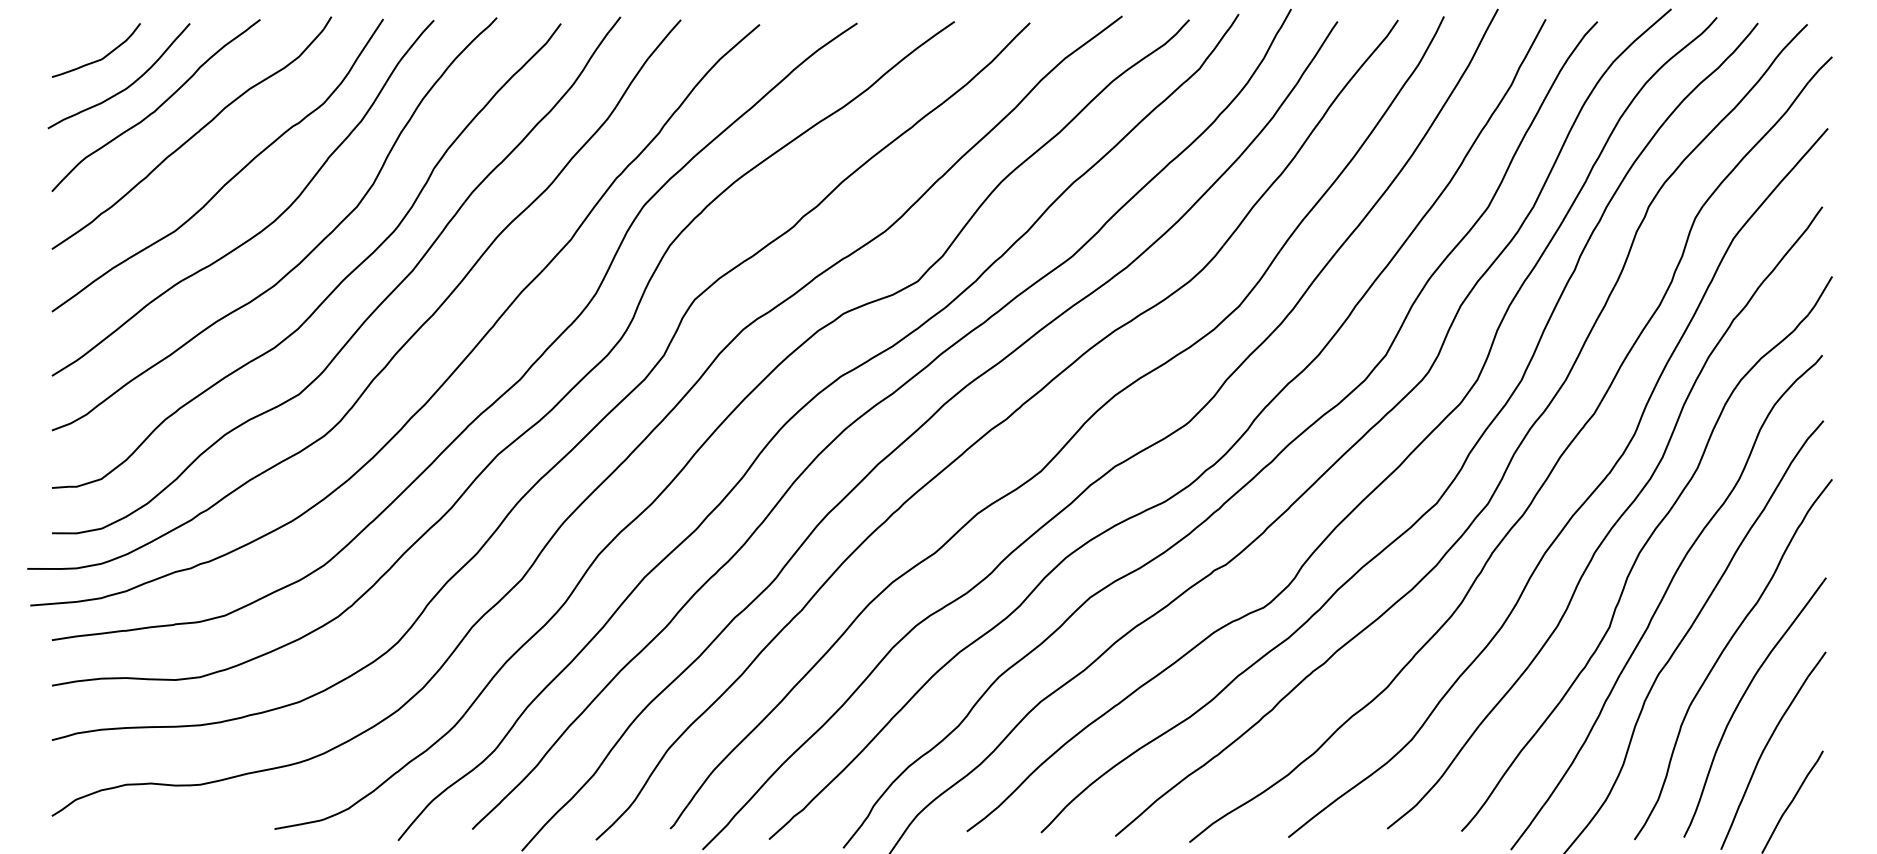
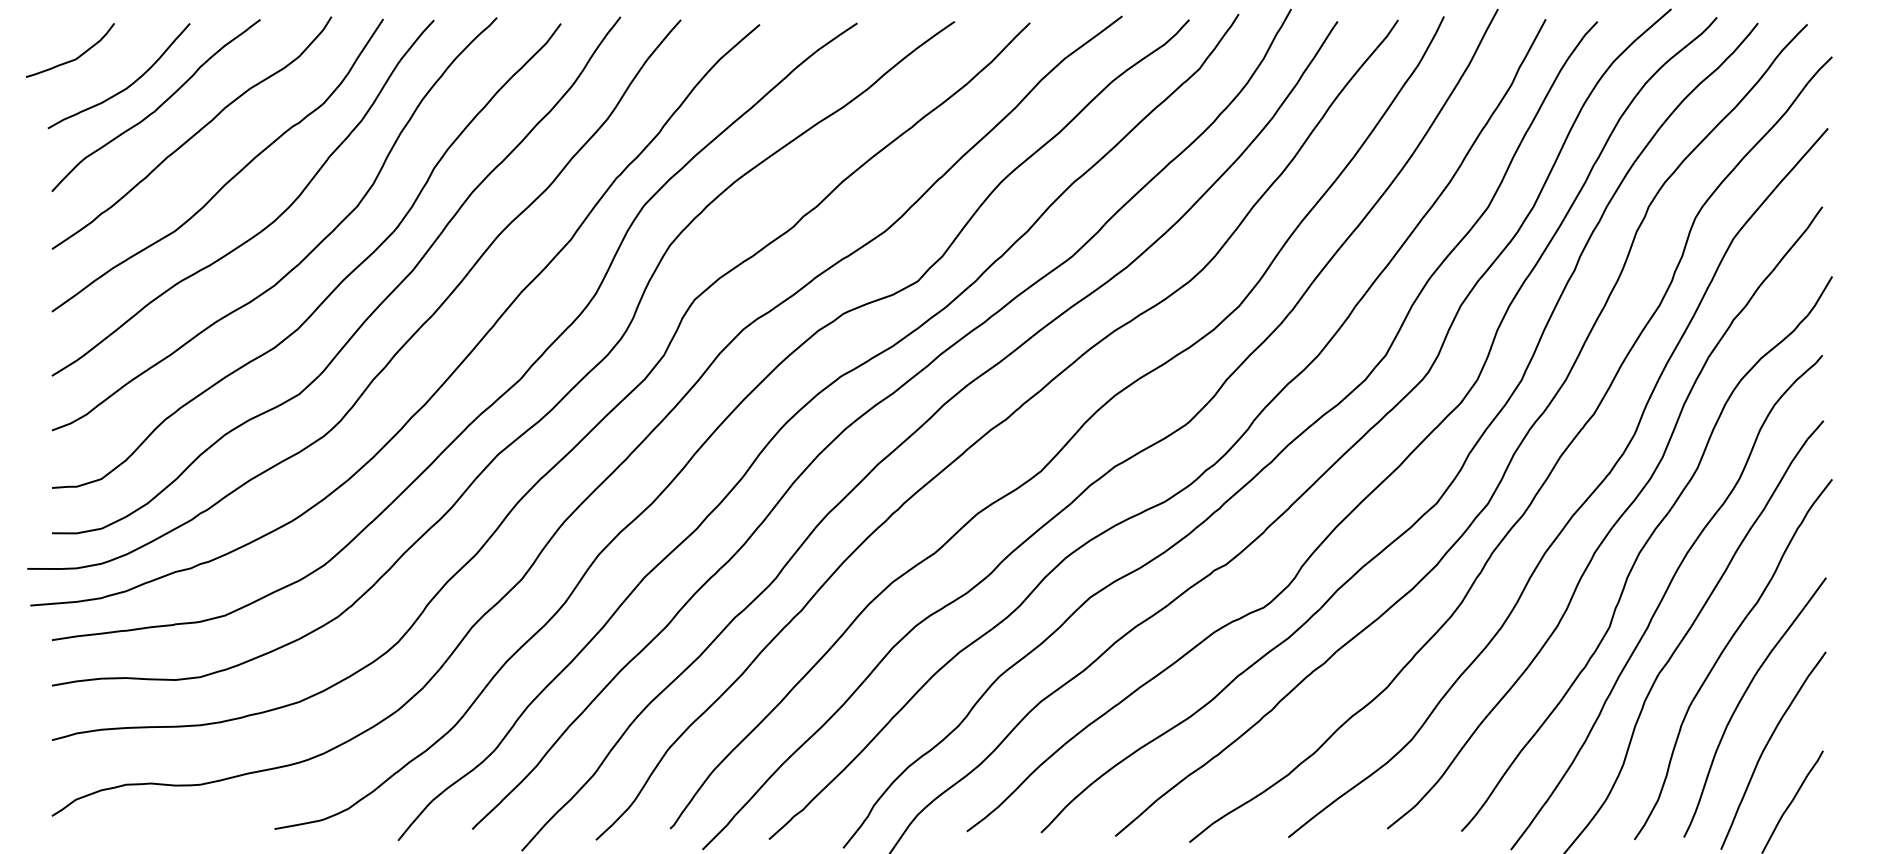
curve position: (98, 59) -> (72, 59) (72, 59)
